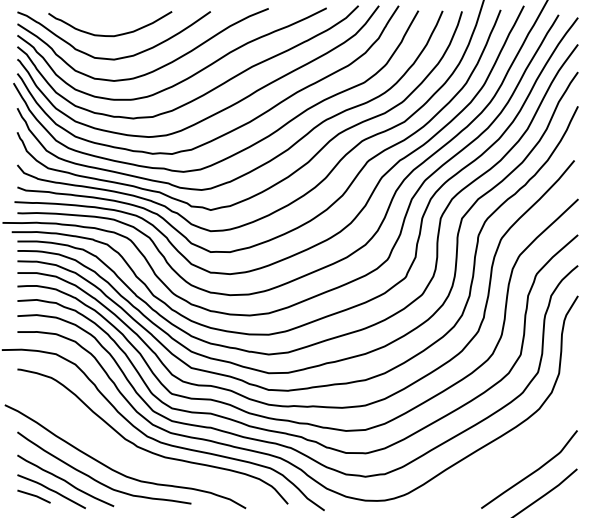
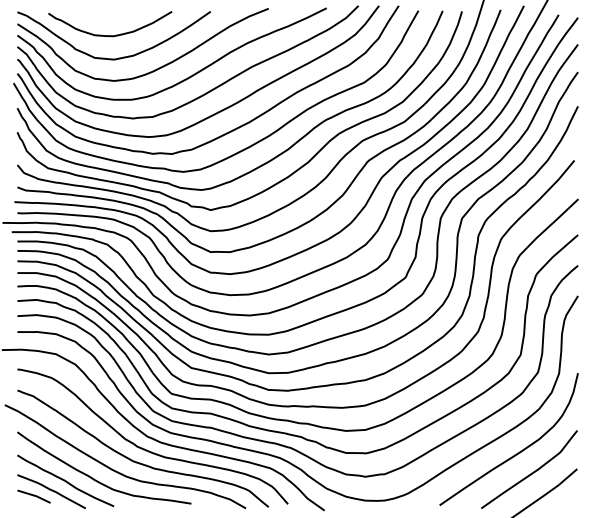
curve: none -> present (517, 452)
curve: none -> present (137, 461)
